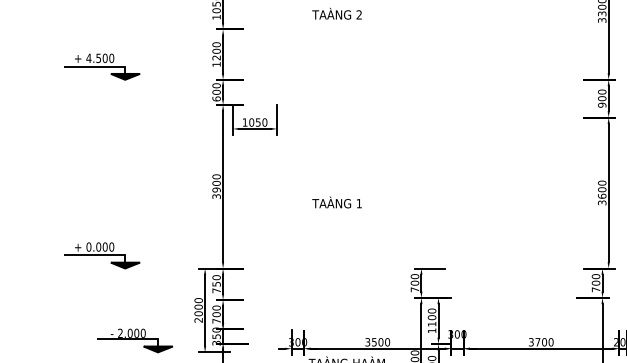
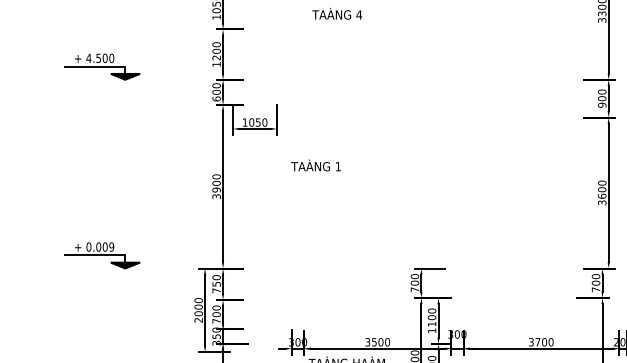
text: 2 -> 4 (359, 14)
text position: (336, 202) -> (315, 165) (315, 165)
text: 0.000 -> 0.009 (111, 246)
part: present -> none (134, 340)
